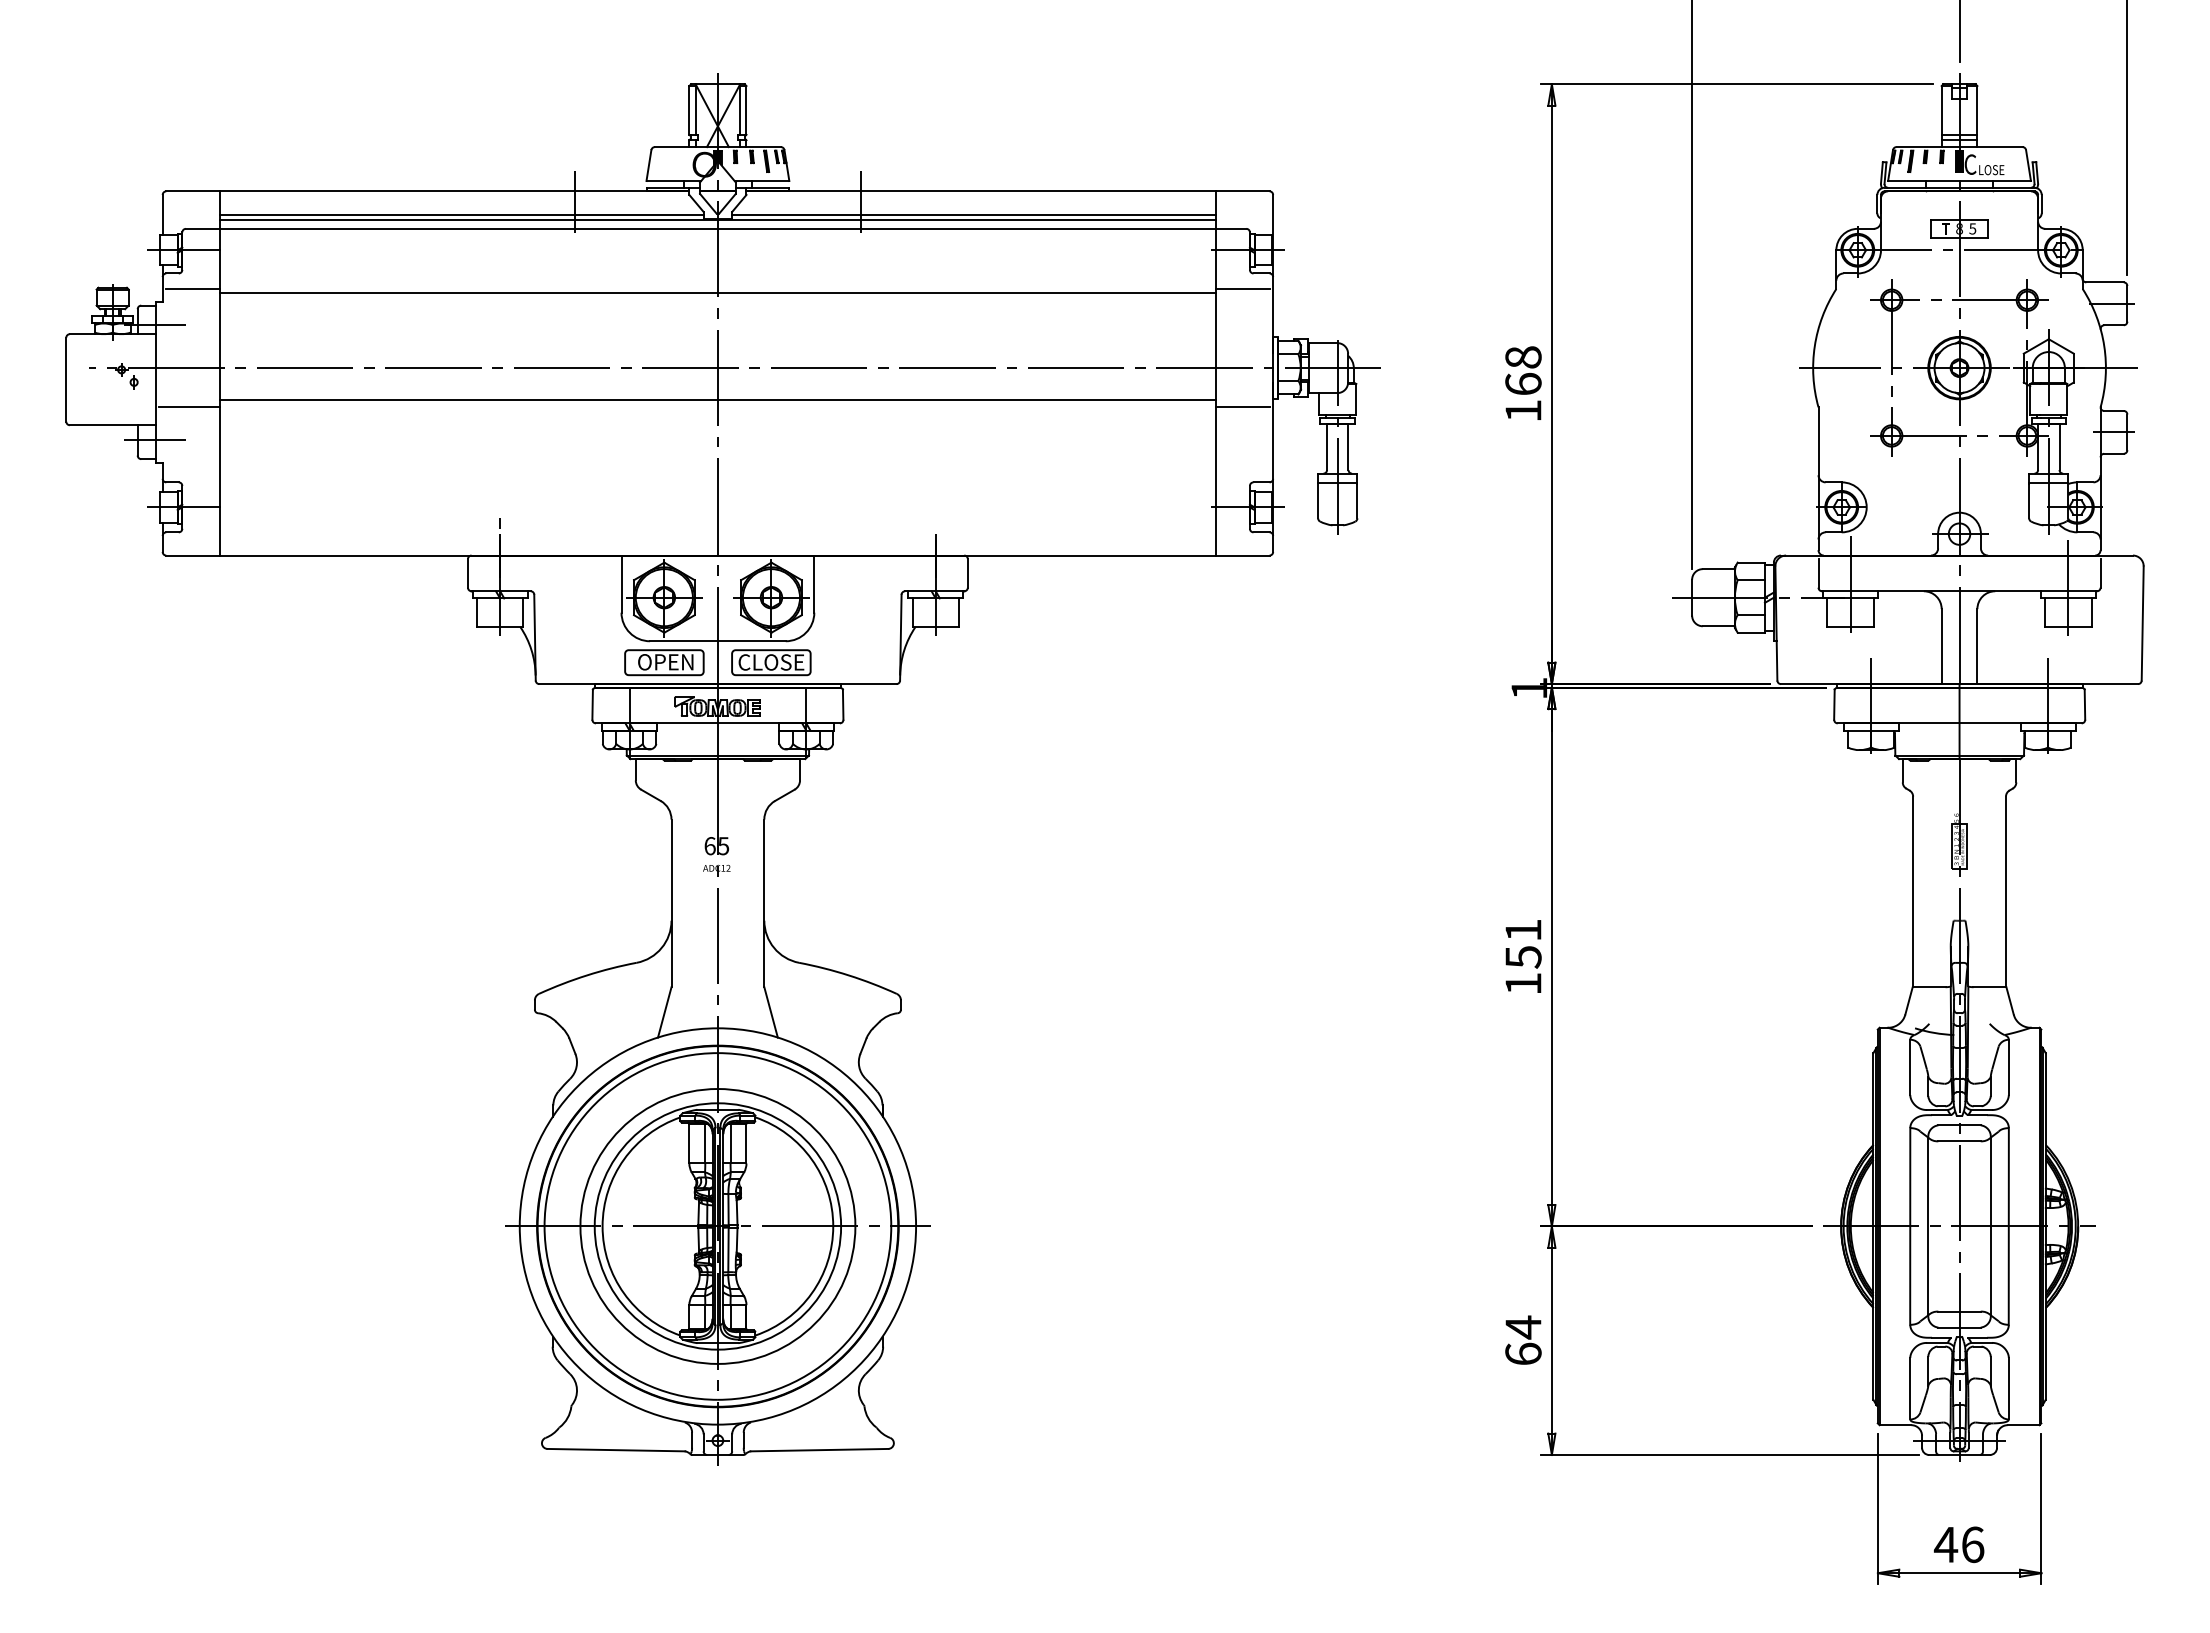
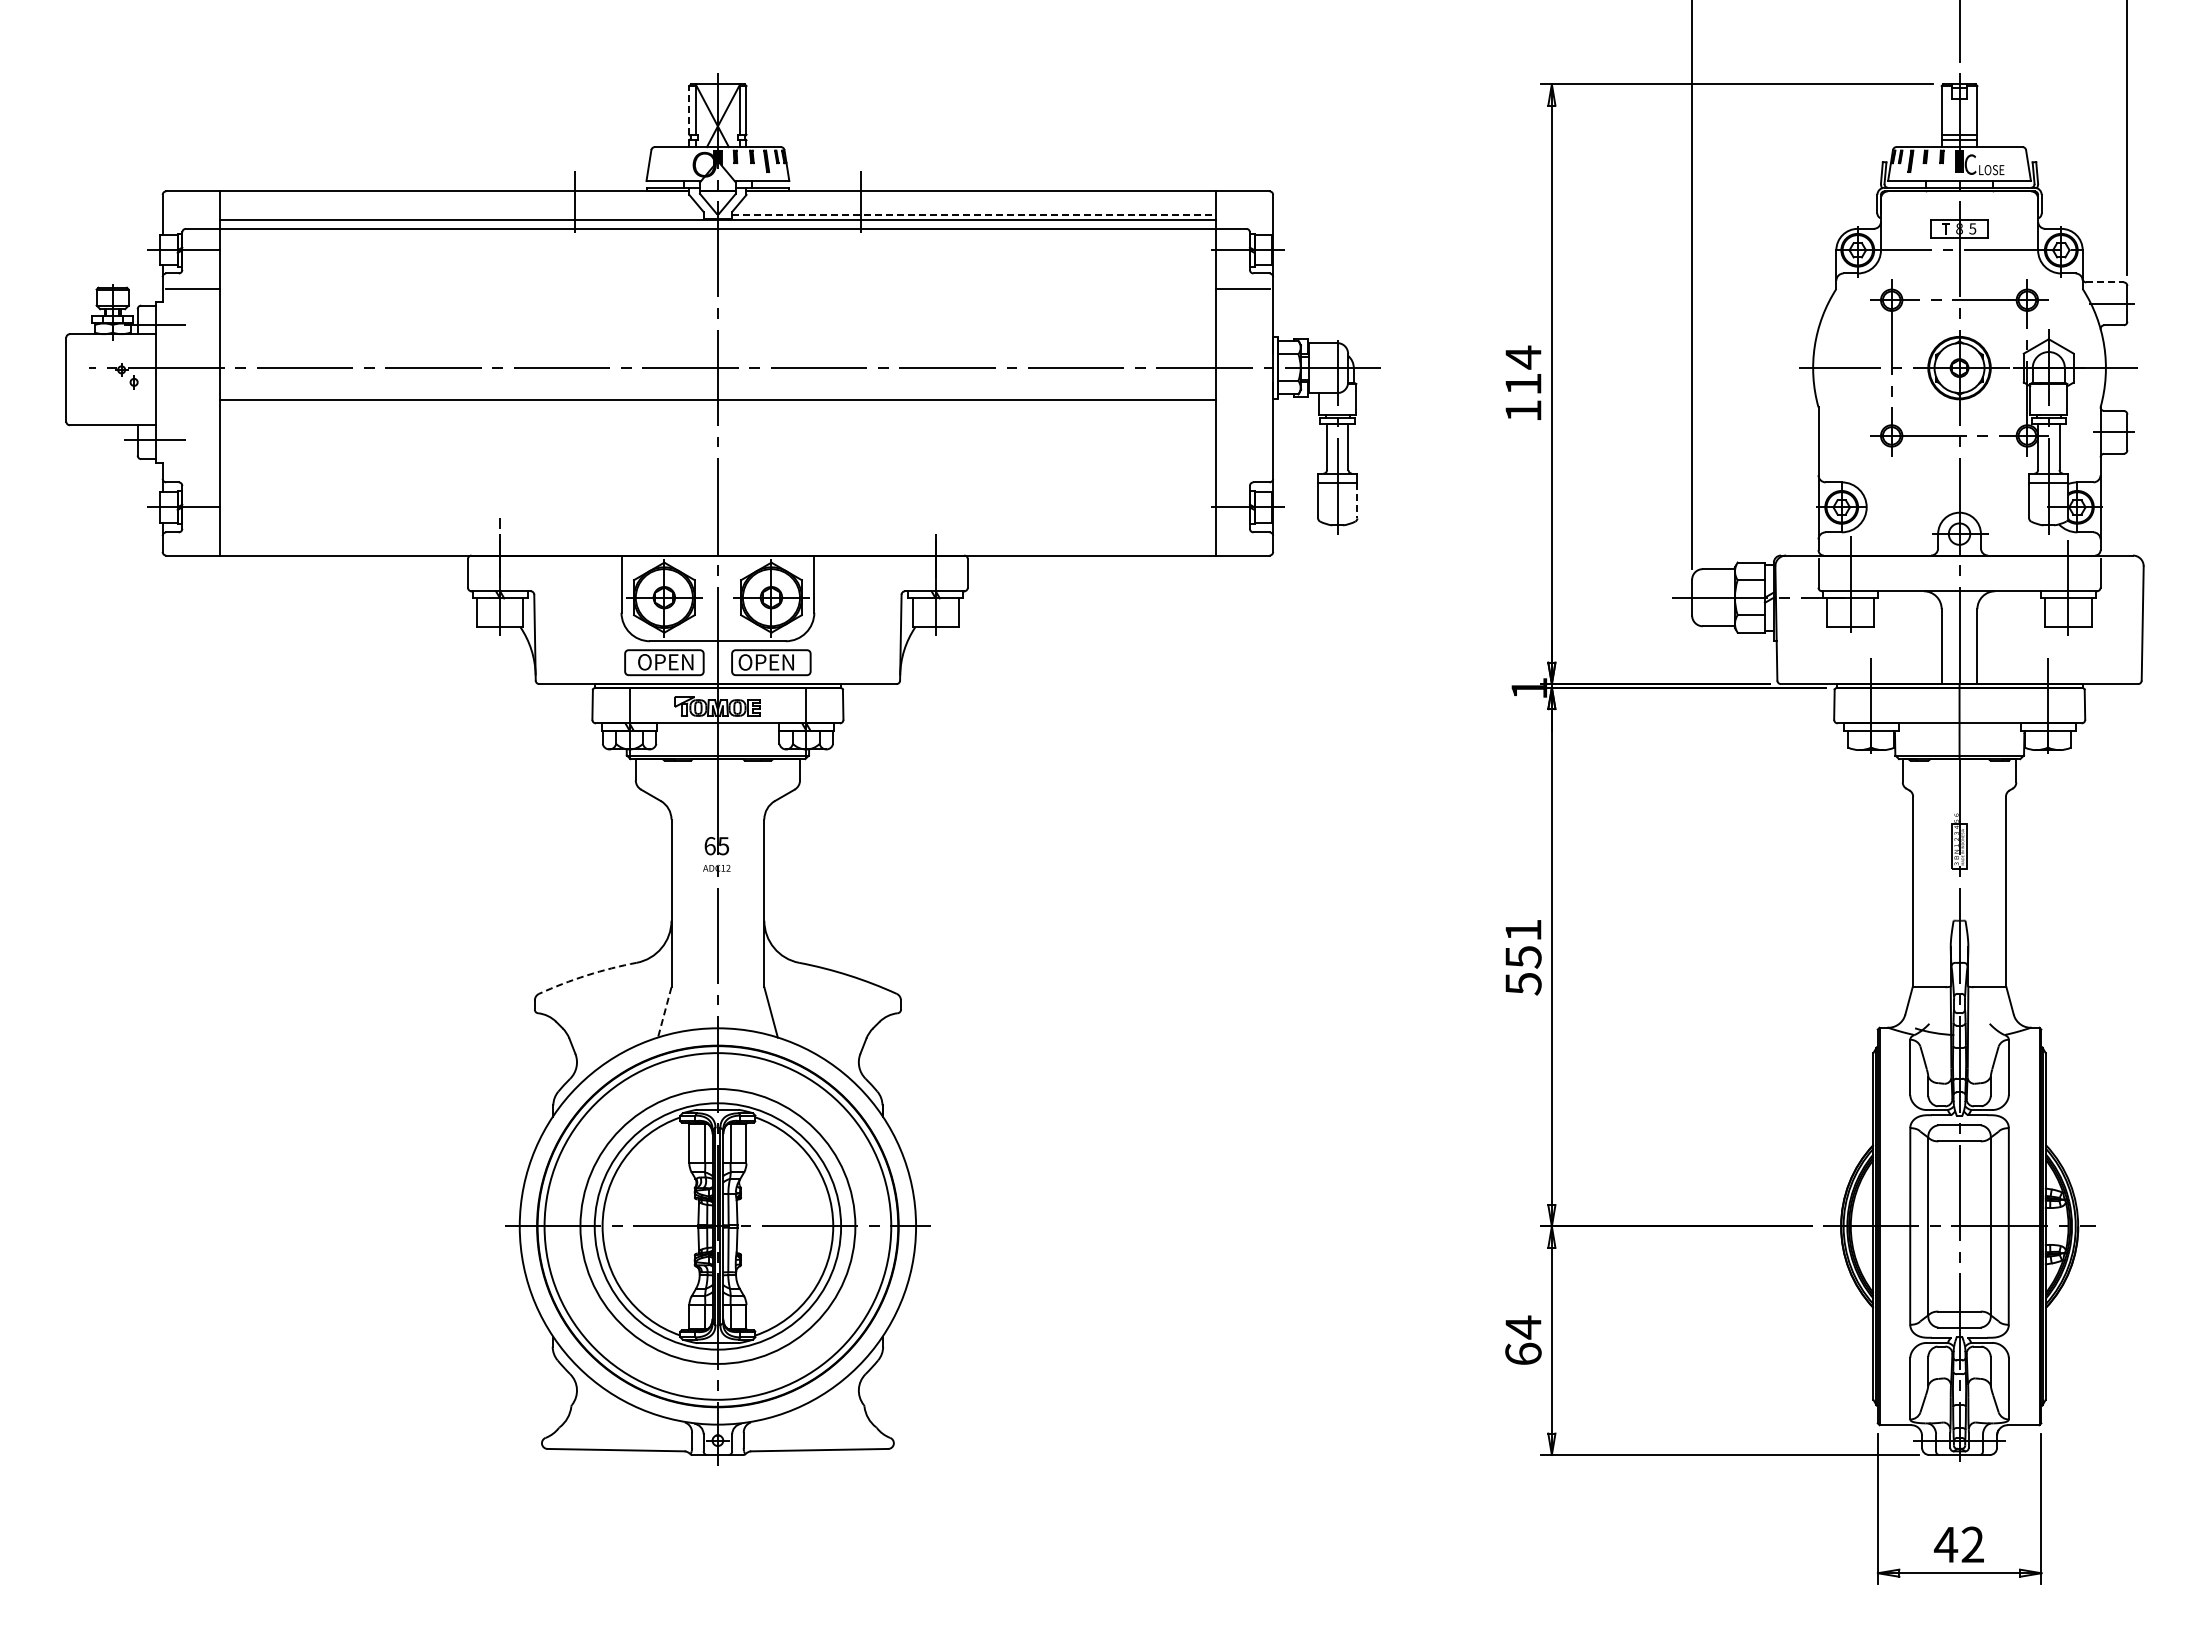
line: solid -> dashed (689, 109)
line: present -> none (461, 214)
line: solid -> dashed (974, 214)
line: solid -> dashed (2105, 282)
line: present -> none (717, 292)
text: 168 -> 114 (1523, 369)
line: present -> none (189, 407)
line: present -> none (1242, 407)
line: solid -> dashed (1357, 500)
text: CLOSE -> OPEN (772, 662)
arc: solid -> dashed (586, 975)
text: 151 -> 551 (1523, 984)
line: solid -> dashed (664, 1012)
text: 46 -> 42 (1972, 1544)
